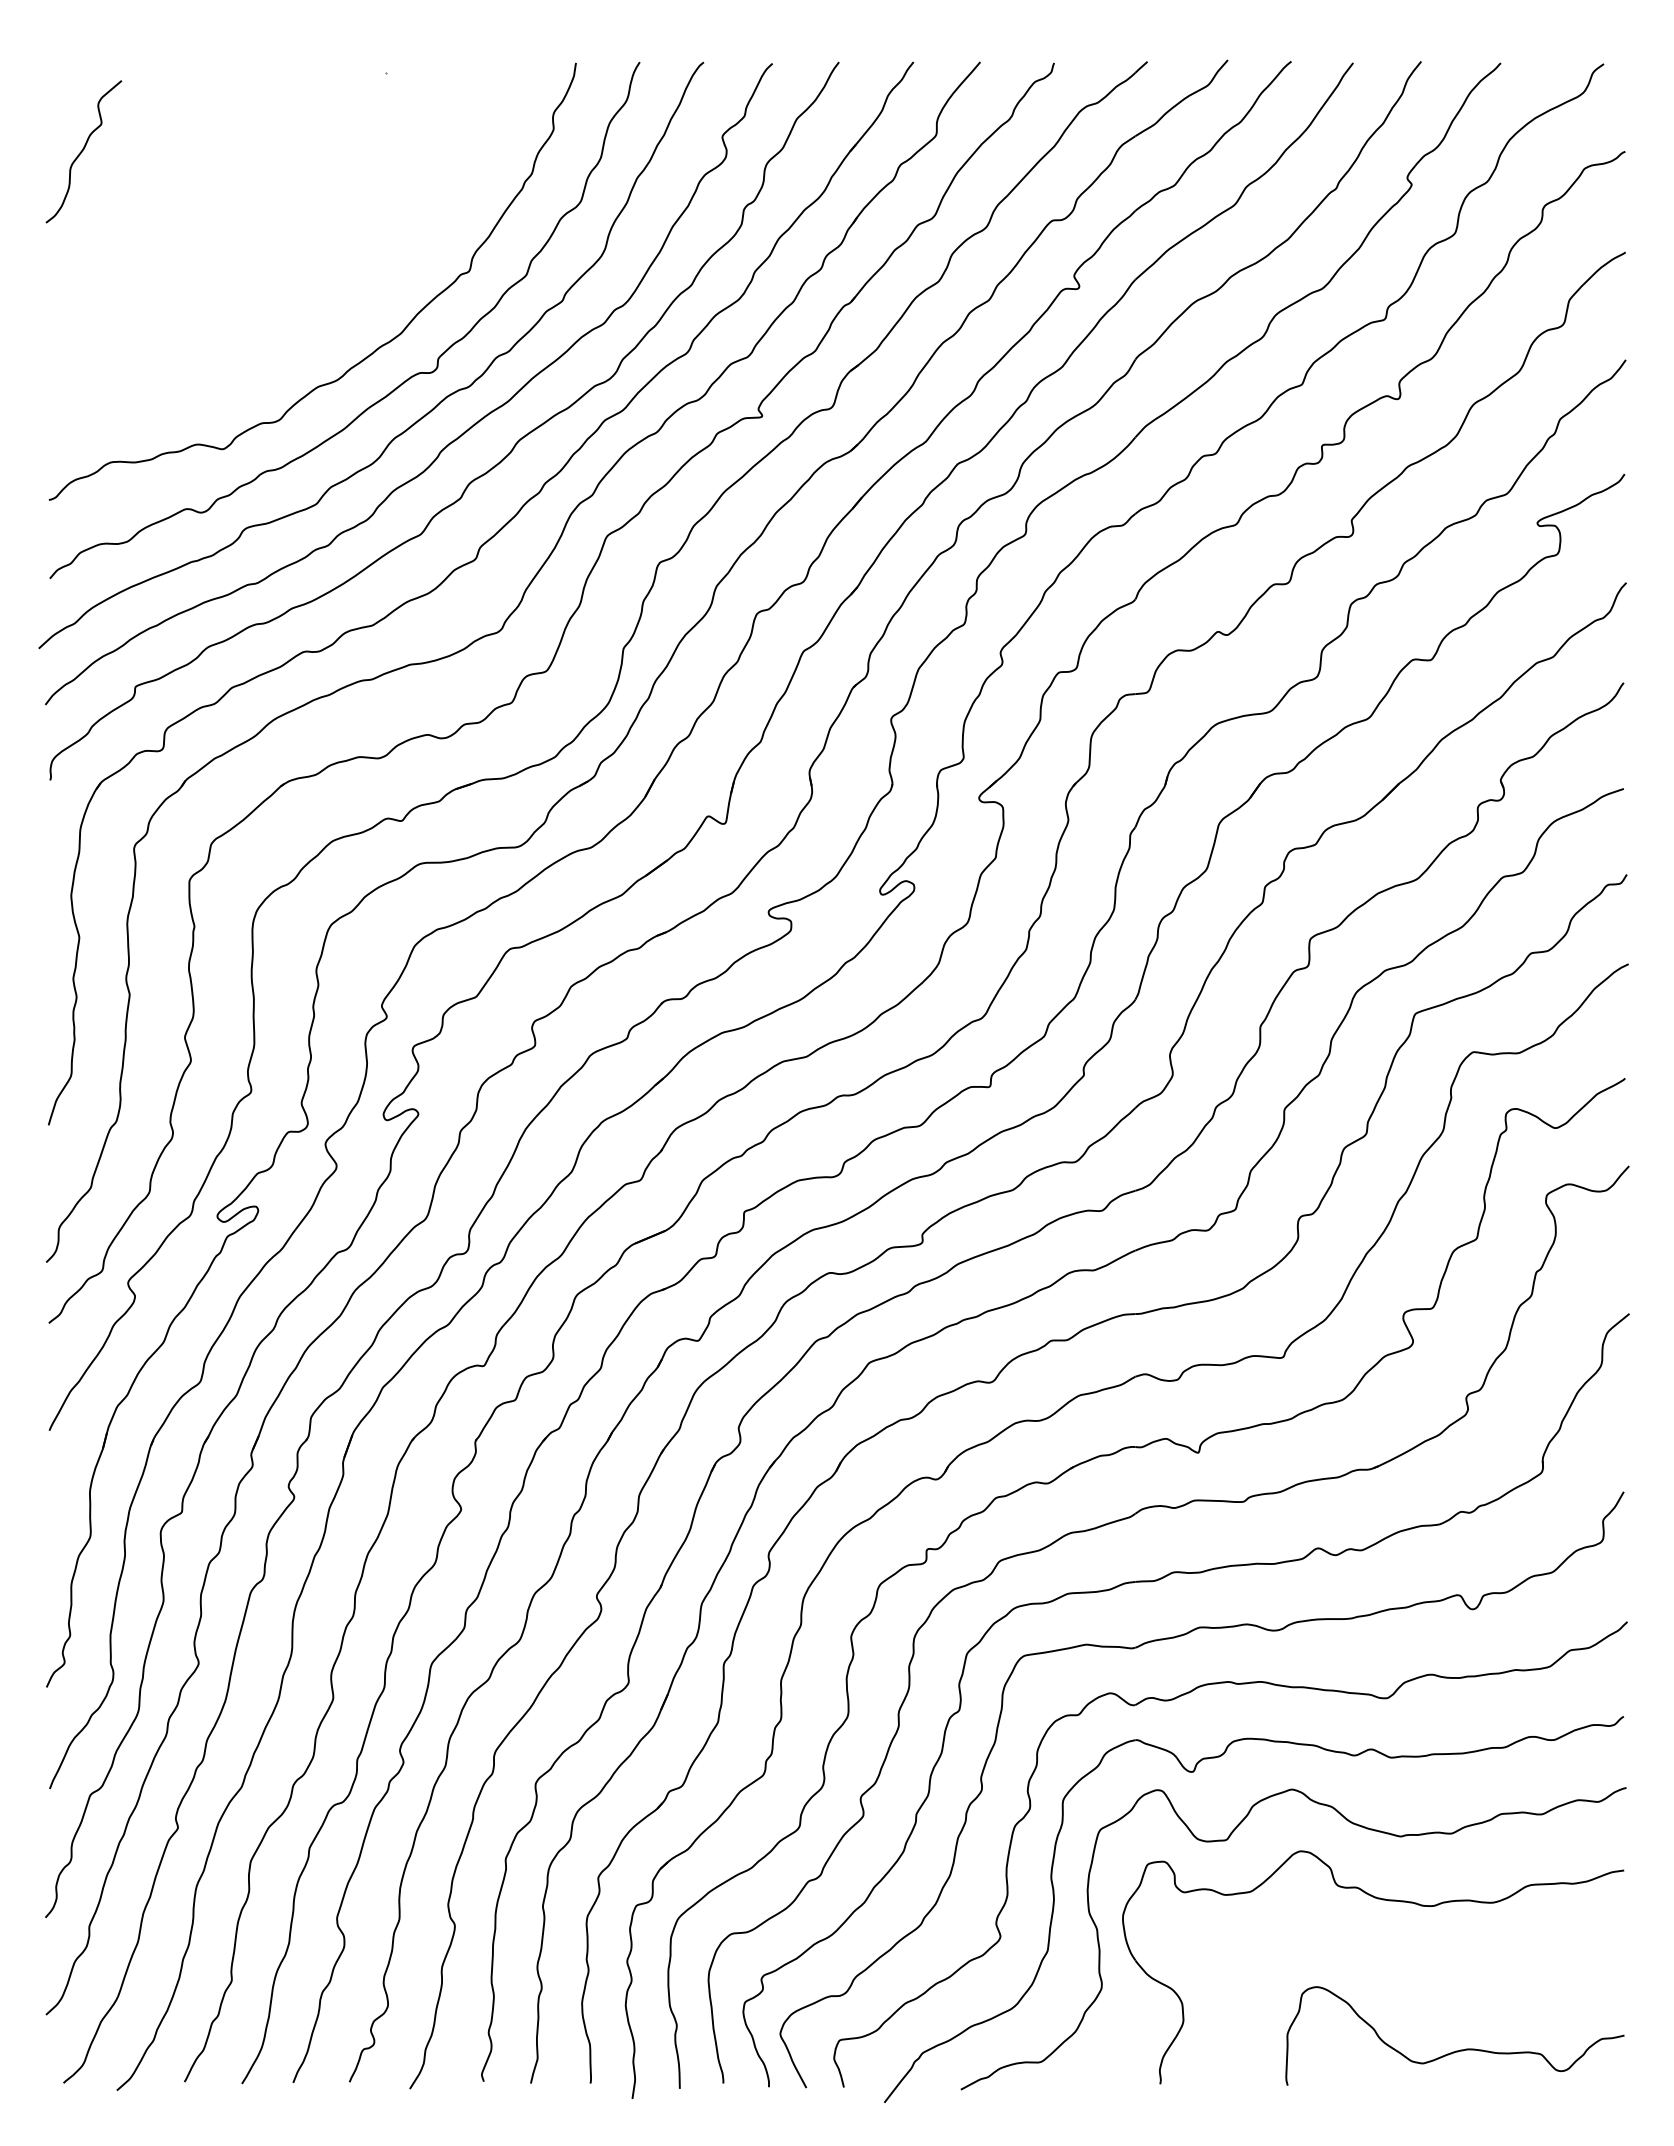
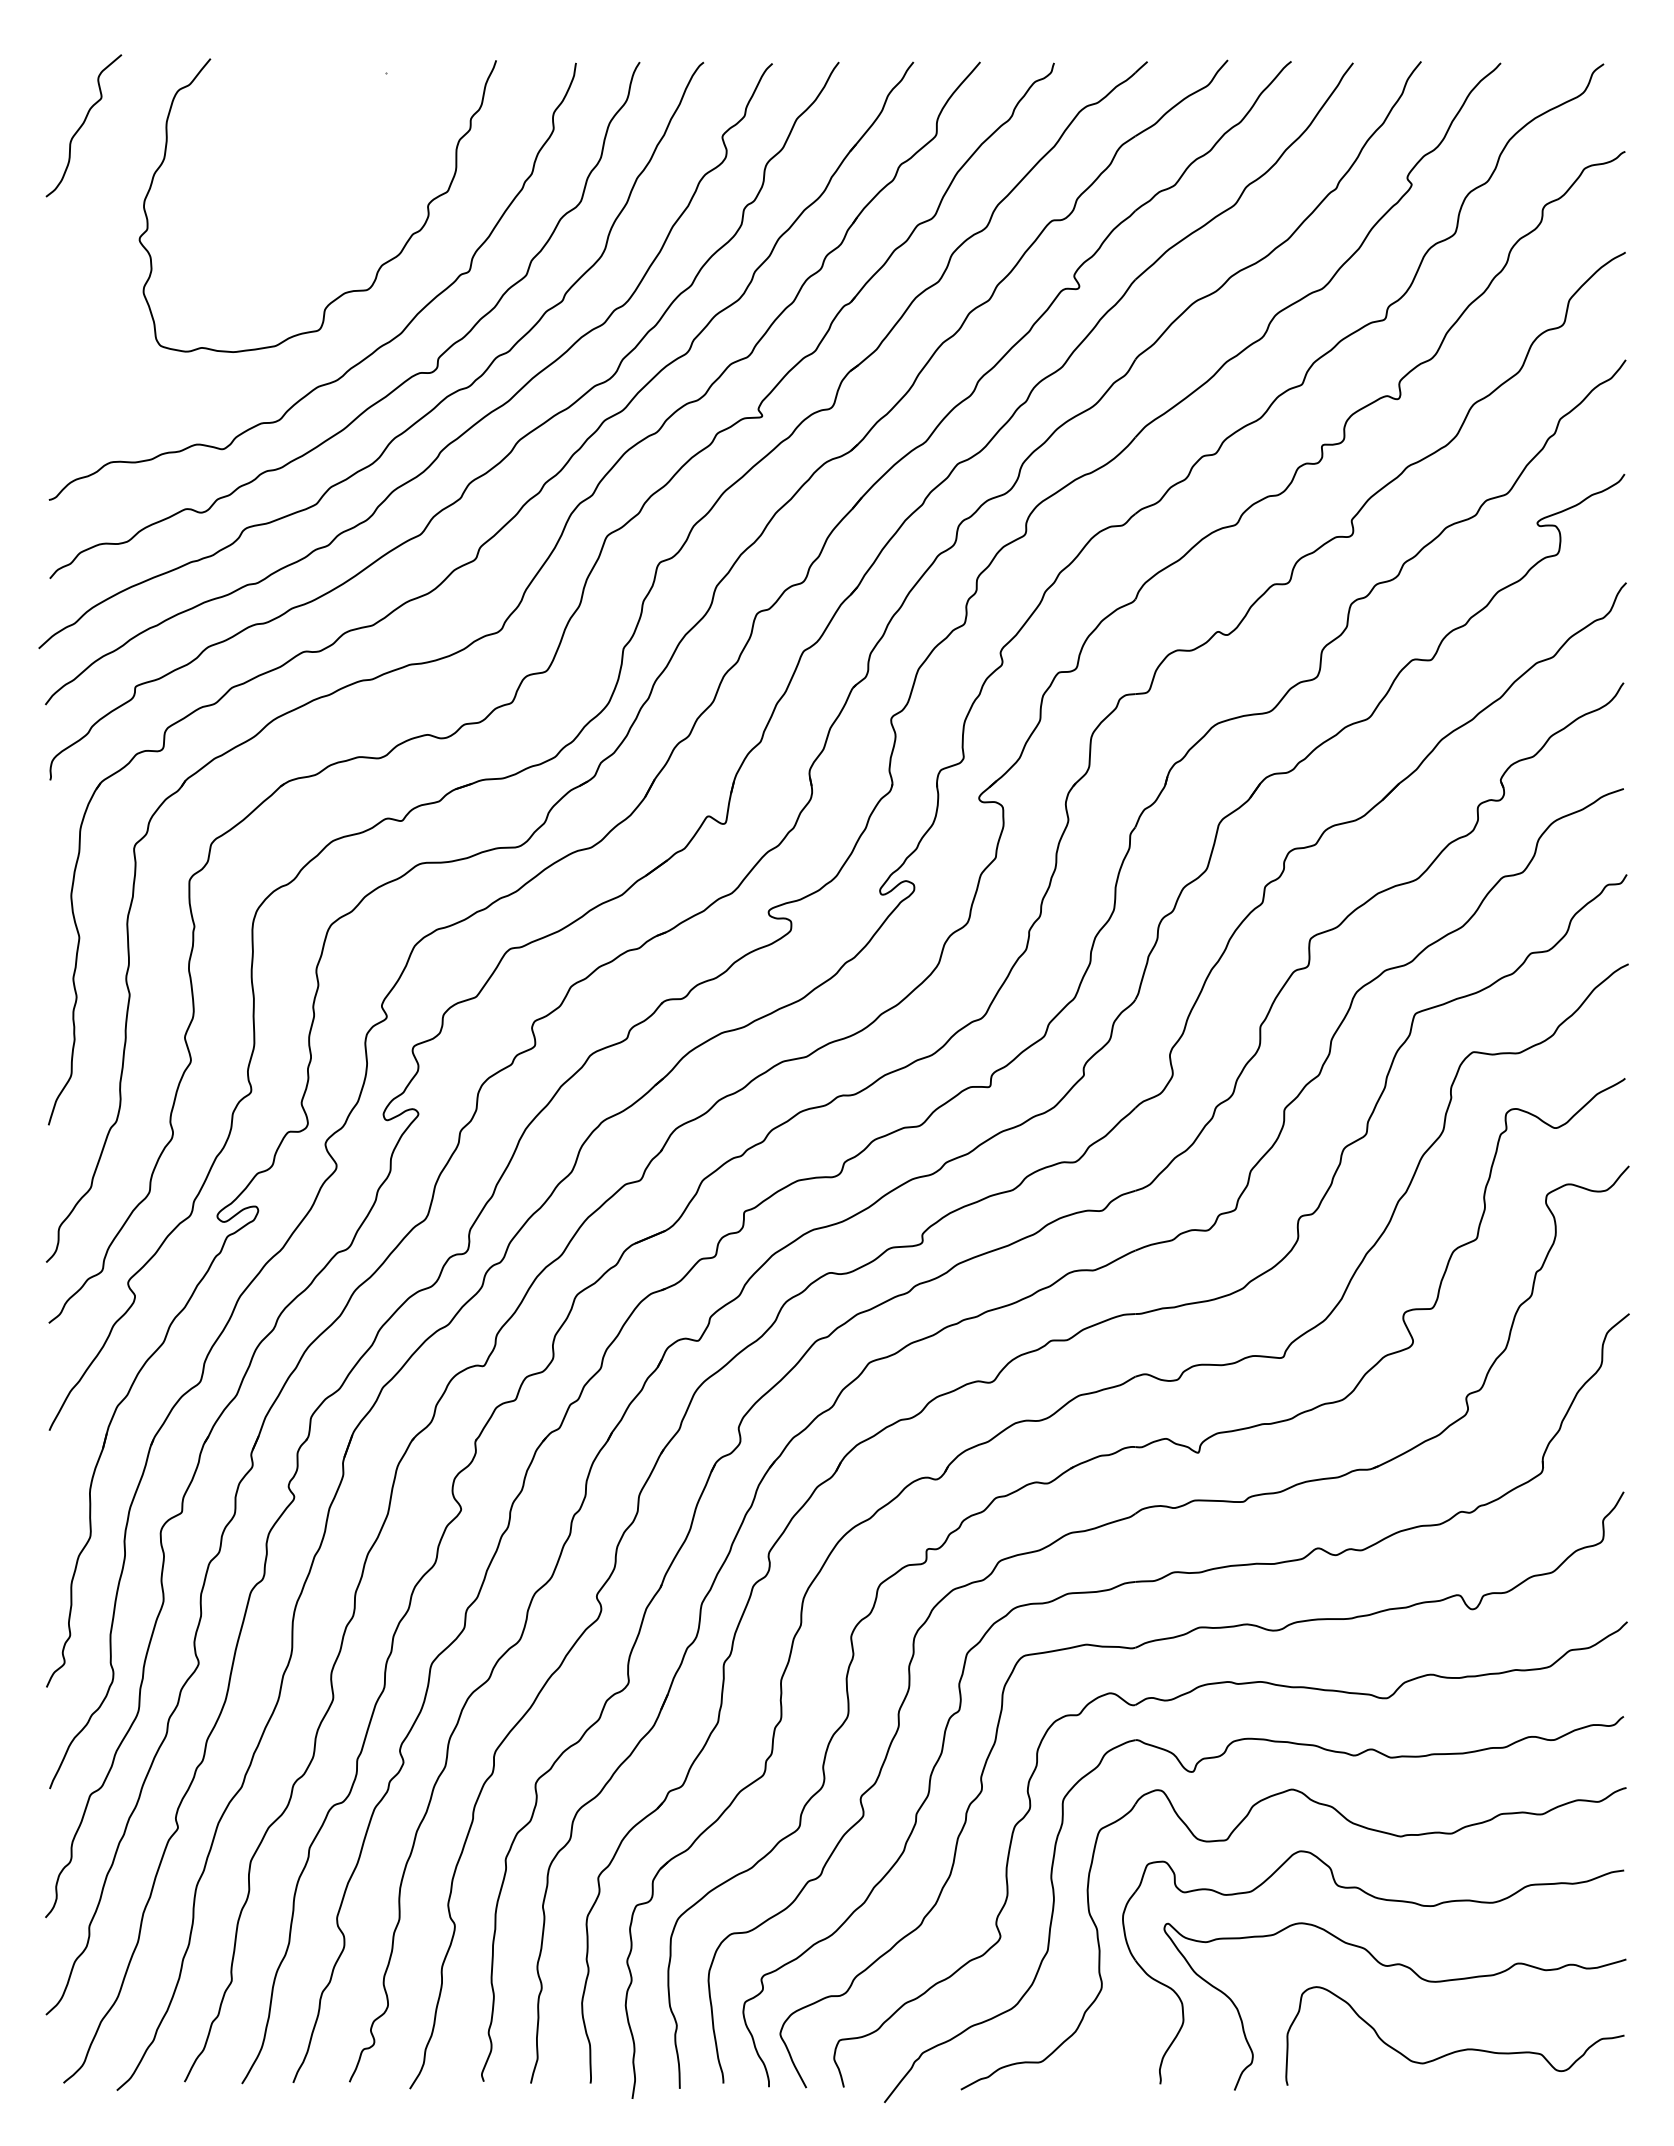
curve position: (83, 150) -> (83, 124) (83, 124)
curve: none -> present (380, 265)
curve: none -> present (1419, 1978)
